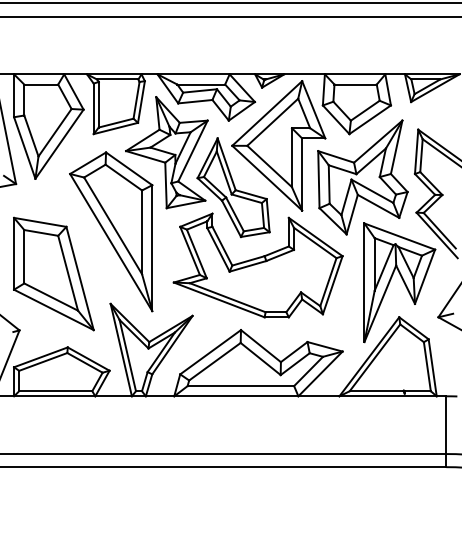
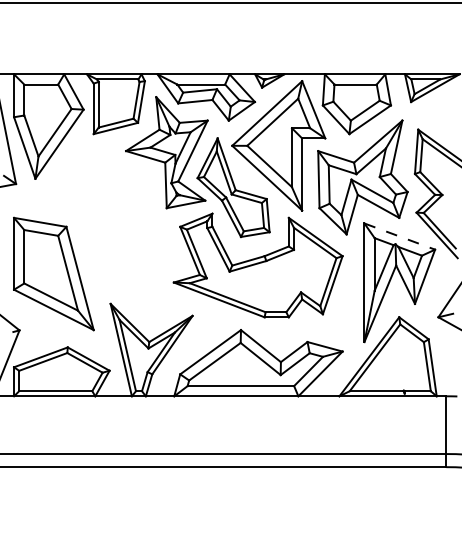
line: present -> none (230, 16)
part: present -> none (111, 231)
line: solid -> dashed (399, 236)
